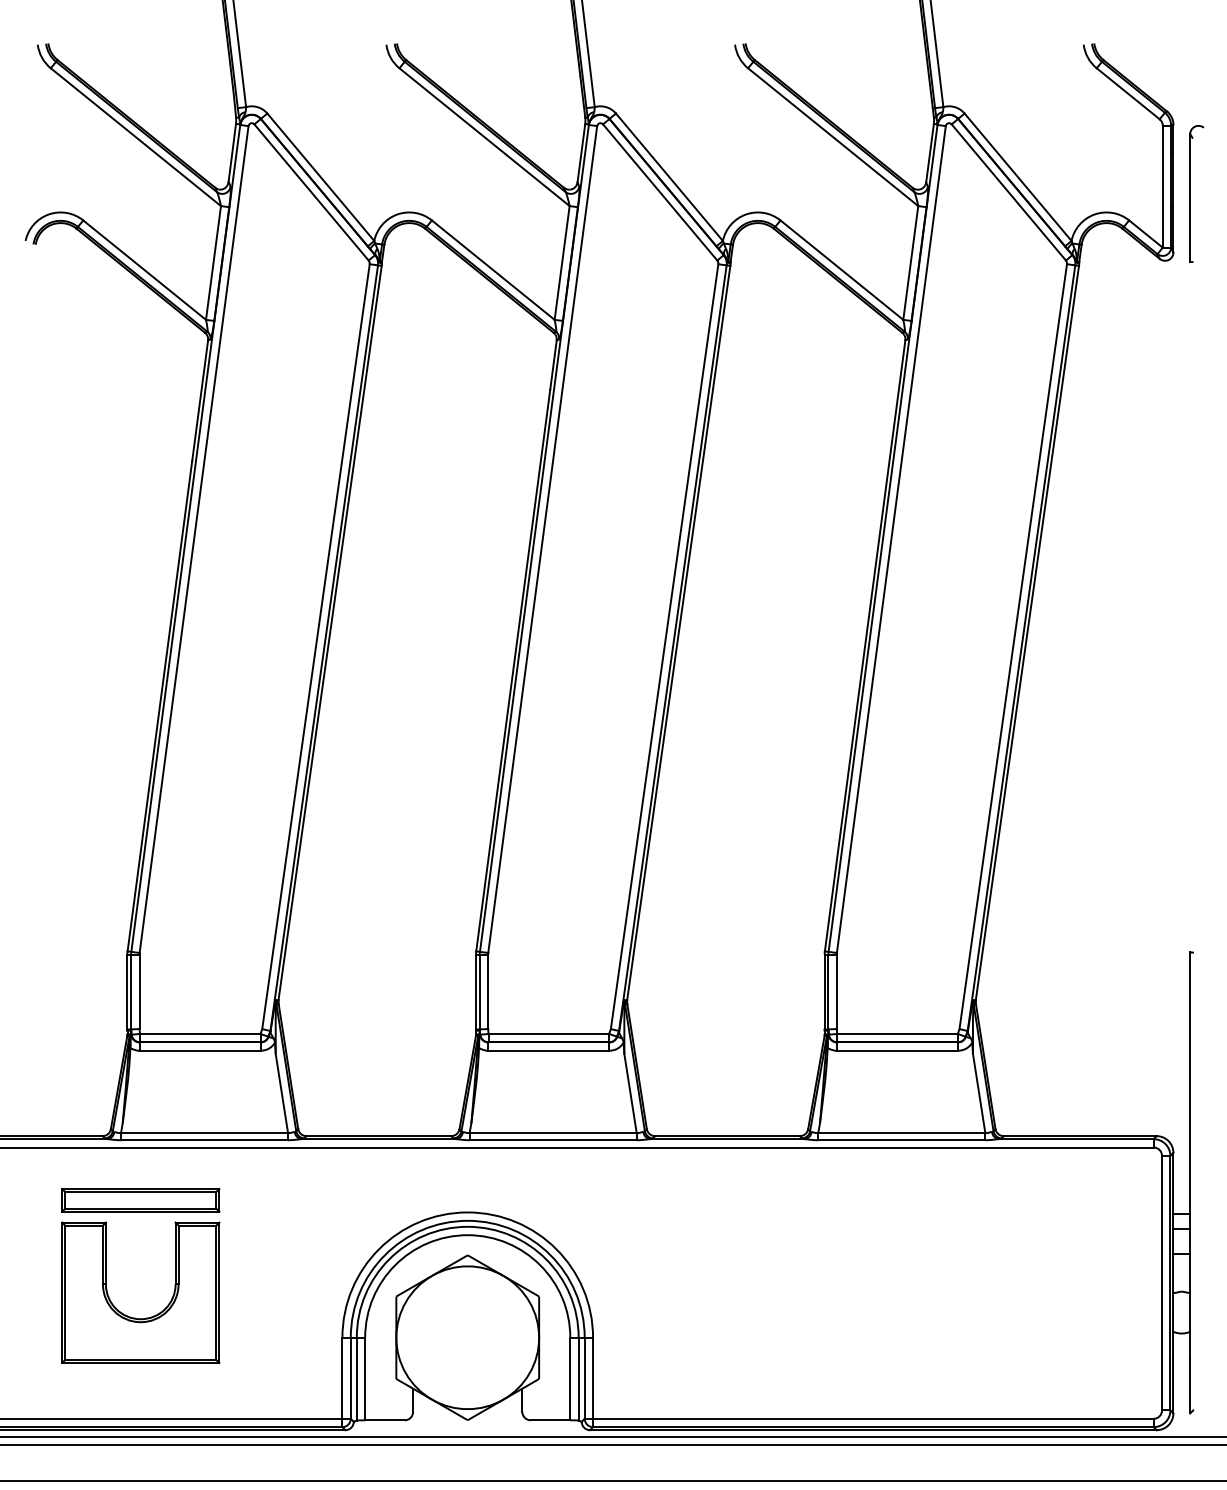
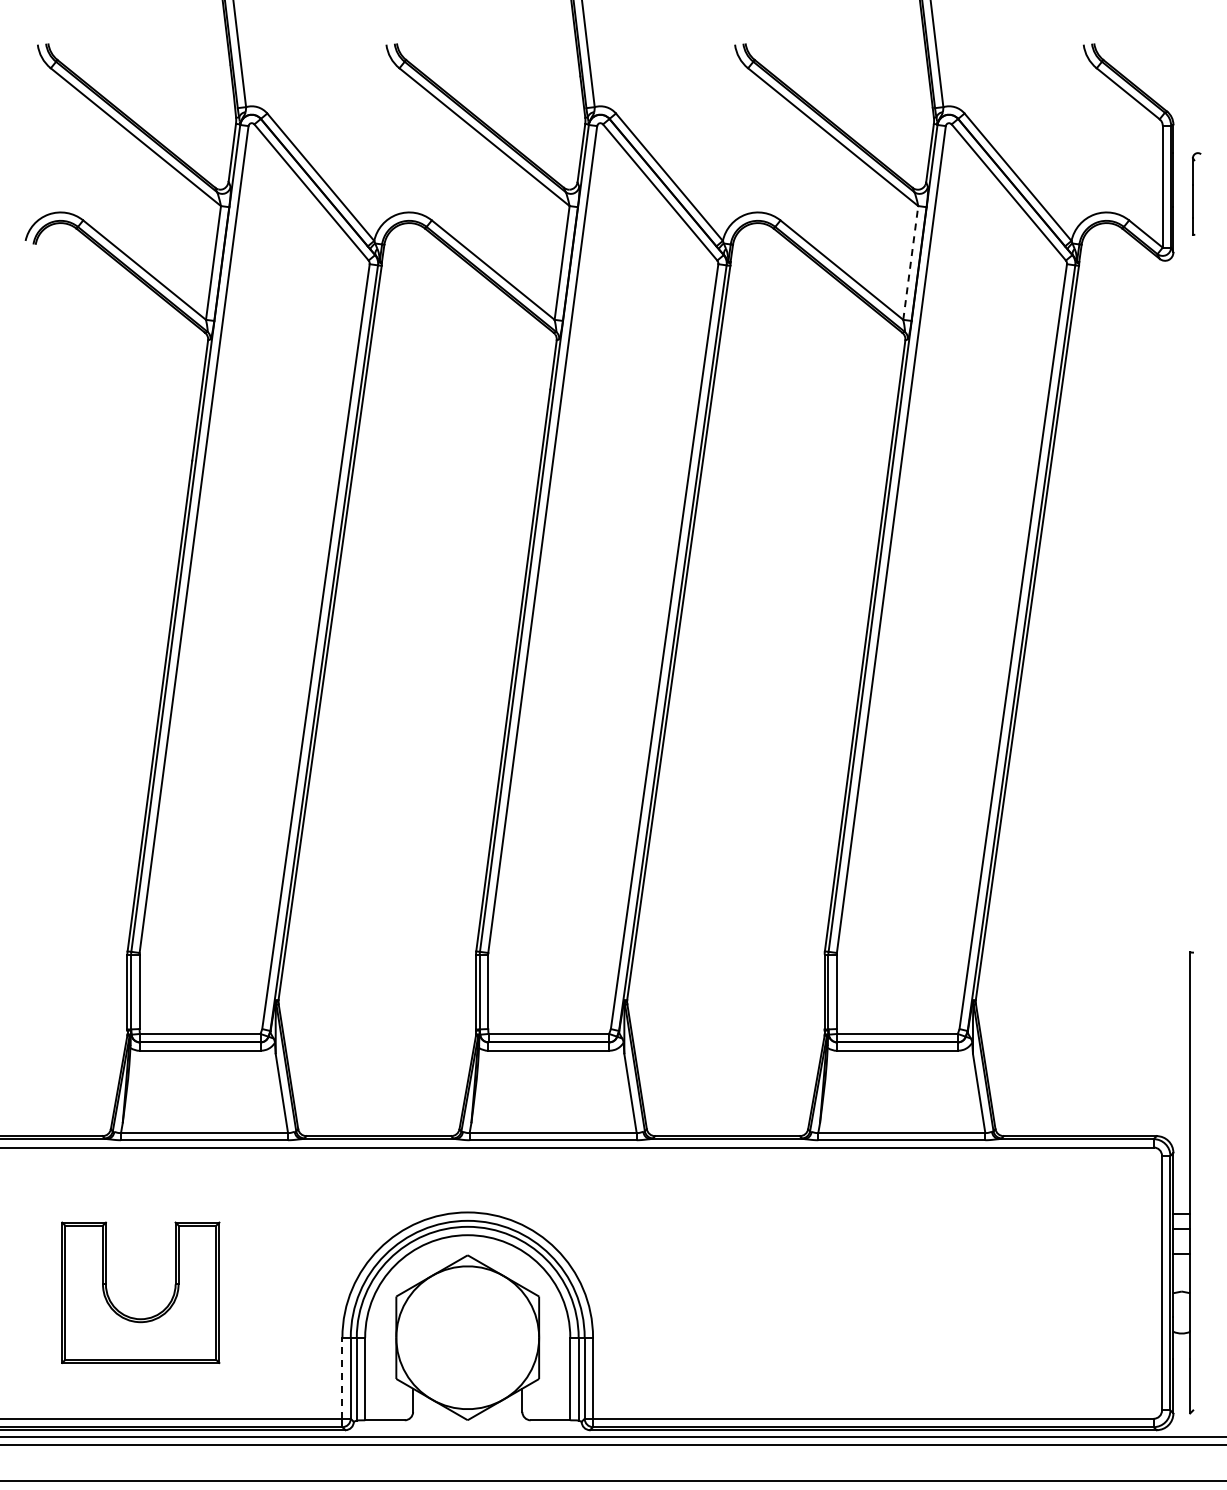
part size: 16x138 px -> 10x84 px (1196, 193)
line: solid -> dashed (910, 262)
part: present -> none (140, 1200)
line: solid -> dashed (342, 1378)
